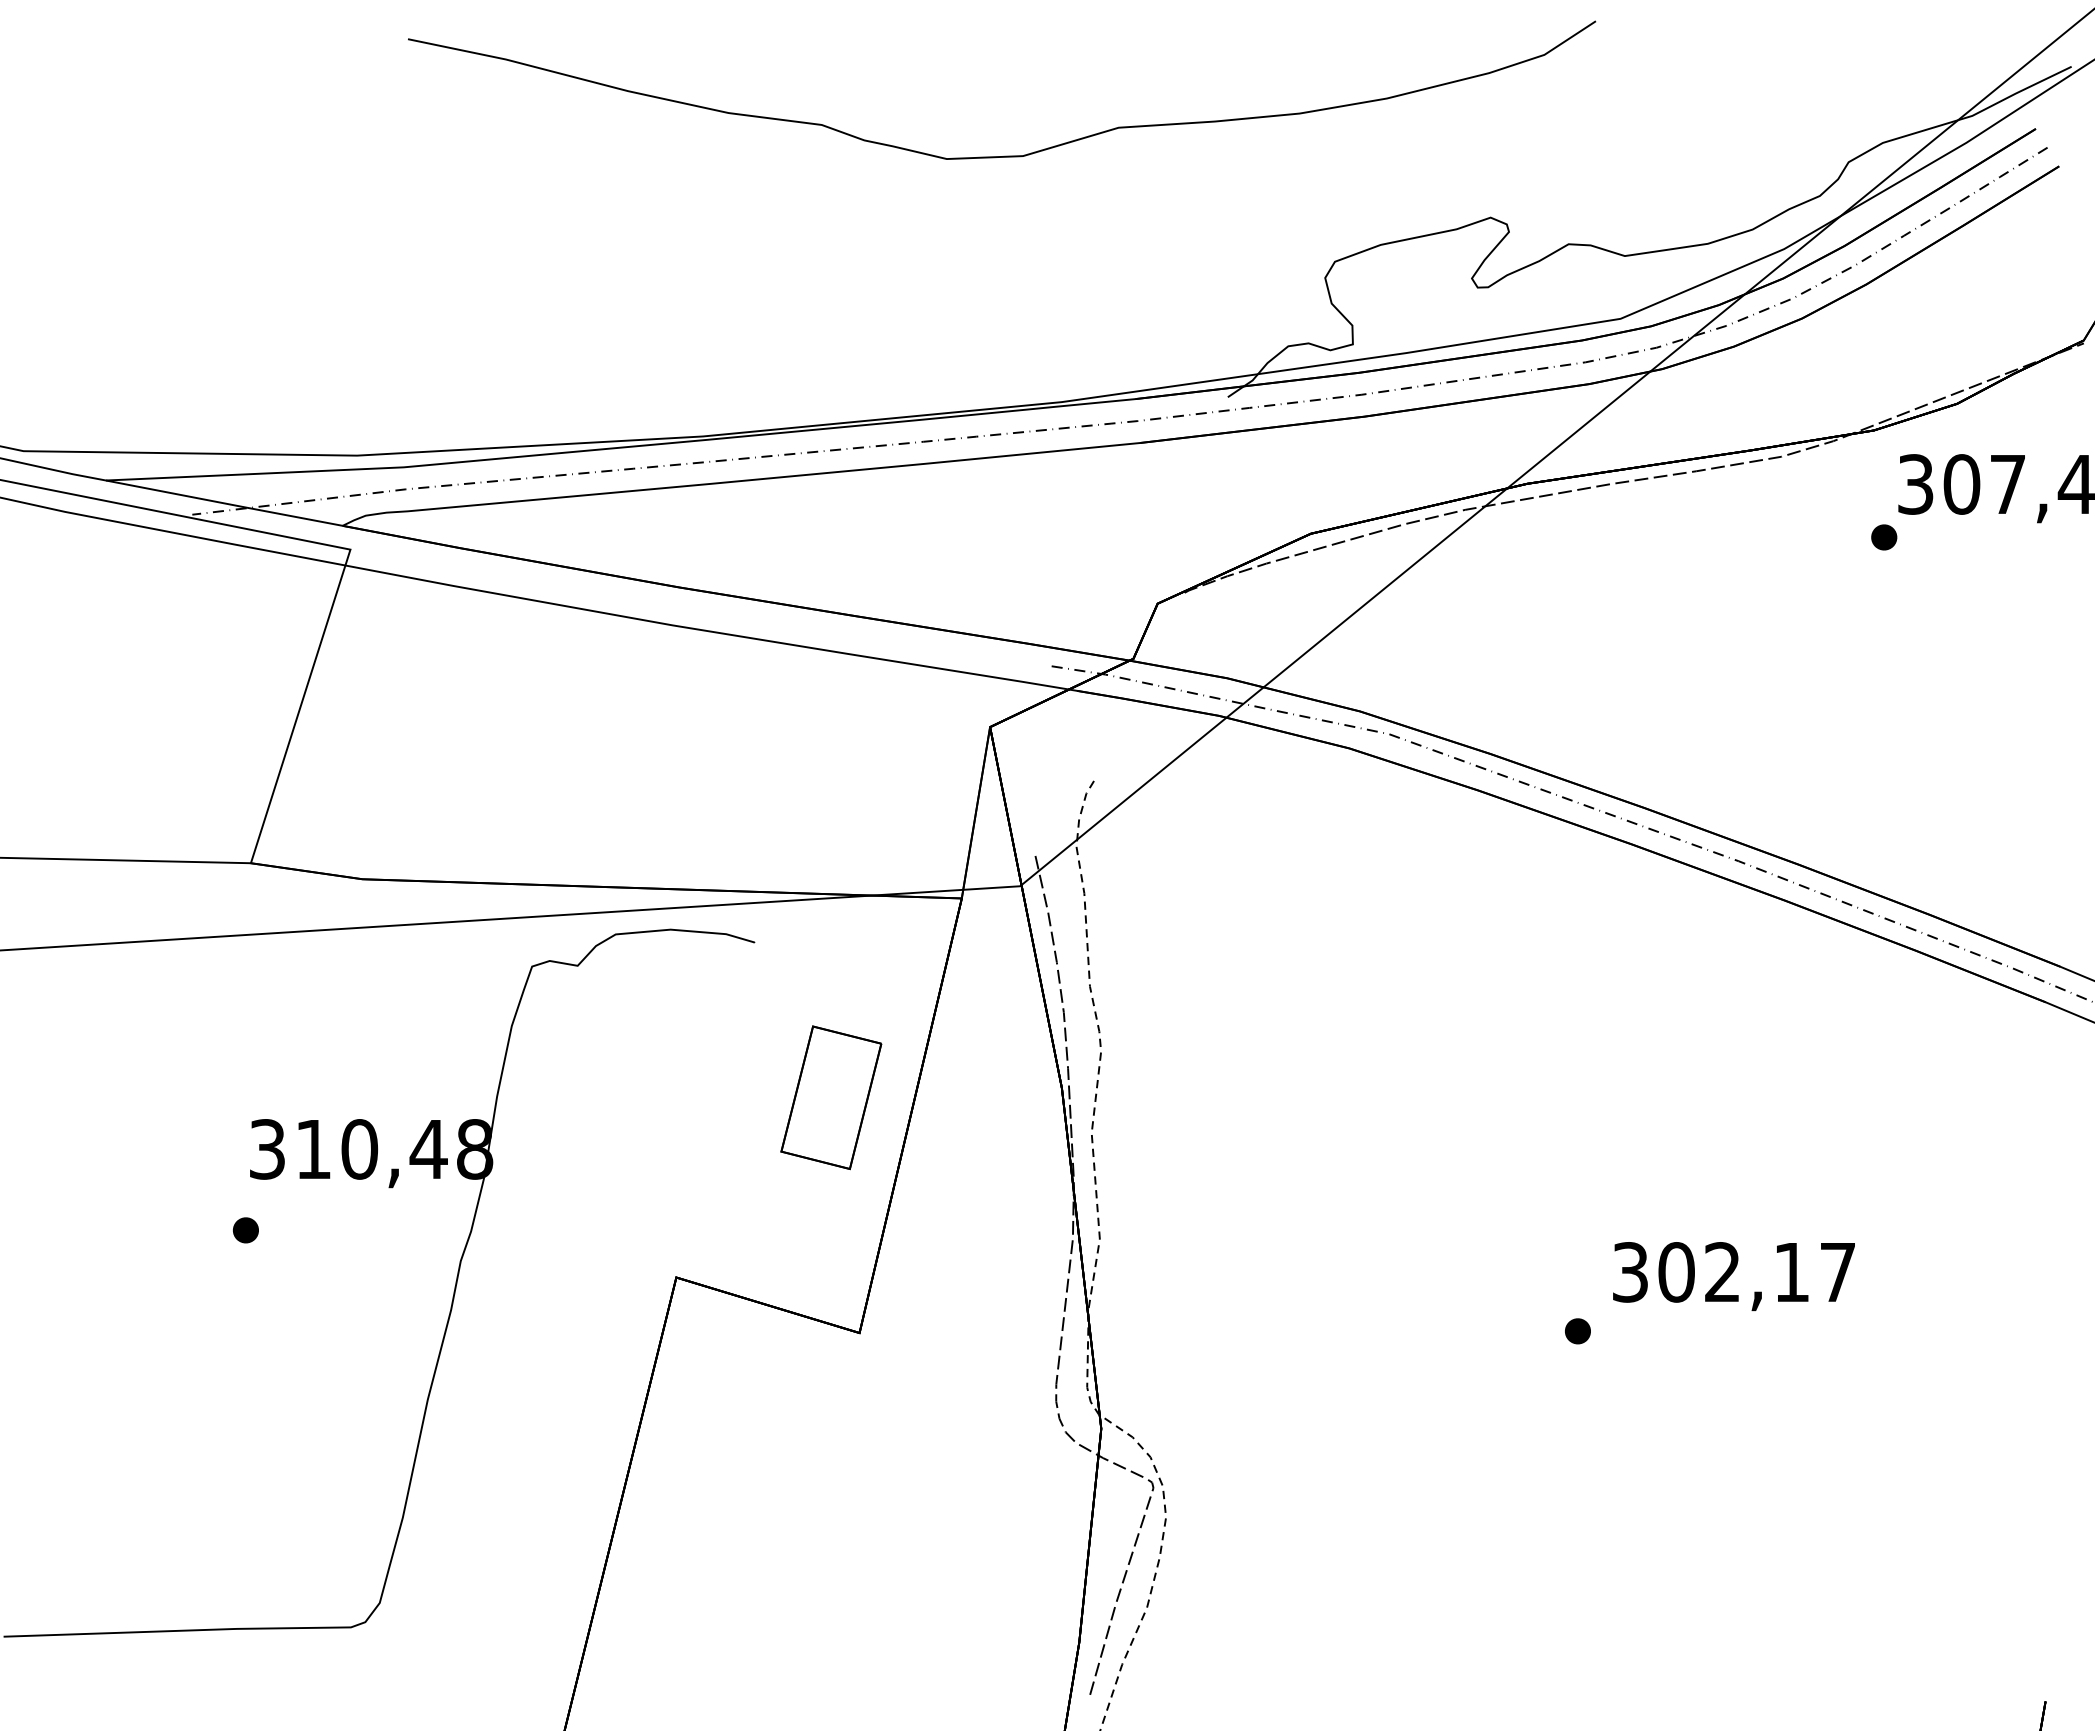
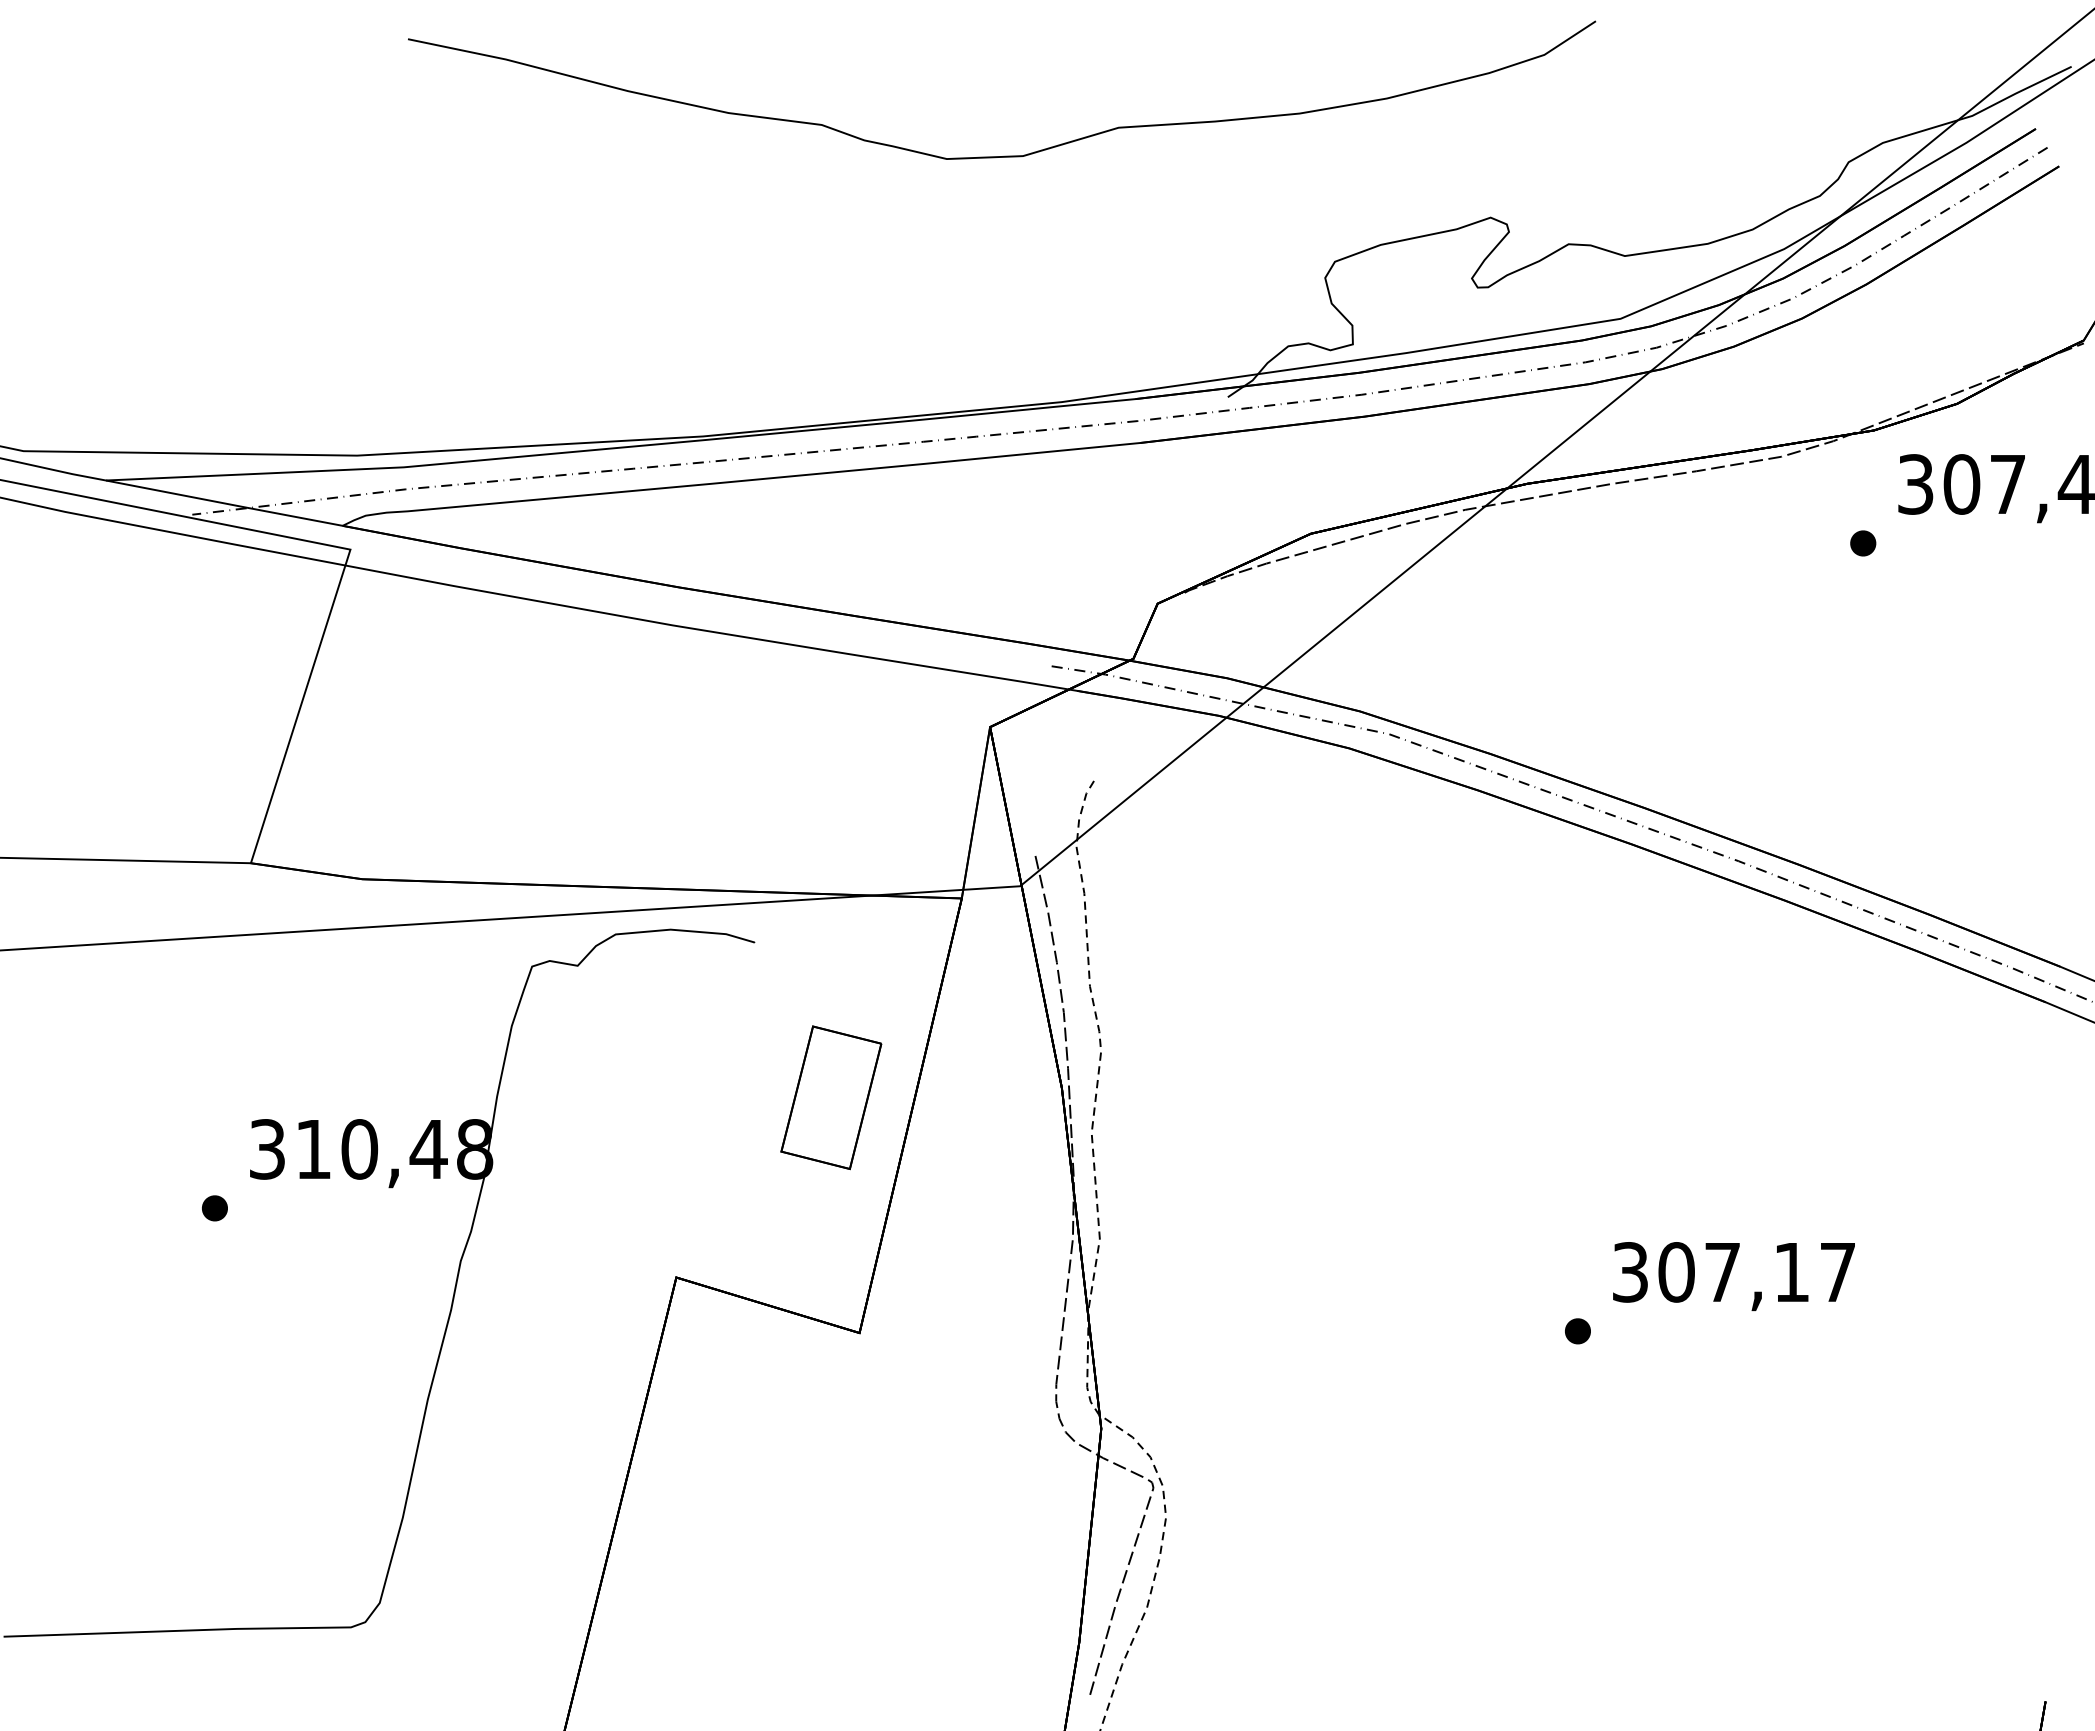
part position: (1884, 537) -> (1863, 543) (1863, 543)
part position: (245, 1230) -> (214, 1208) (214, 1208)
text: 302,17 -> 307,17 (1722, 1271)
